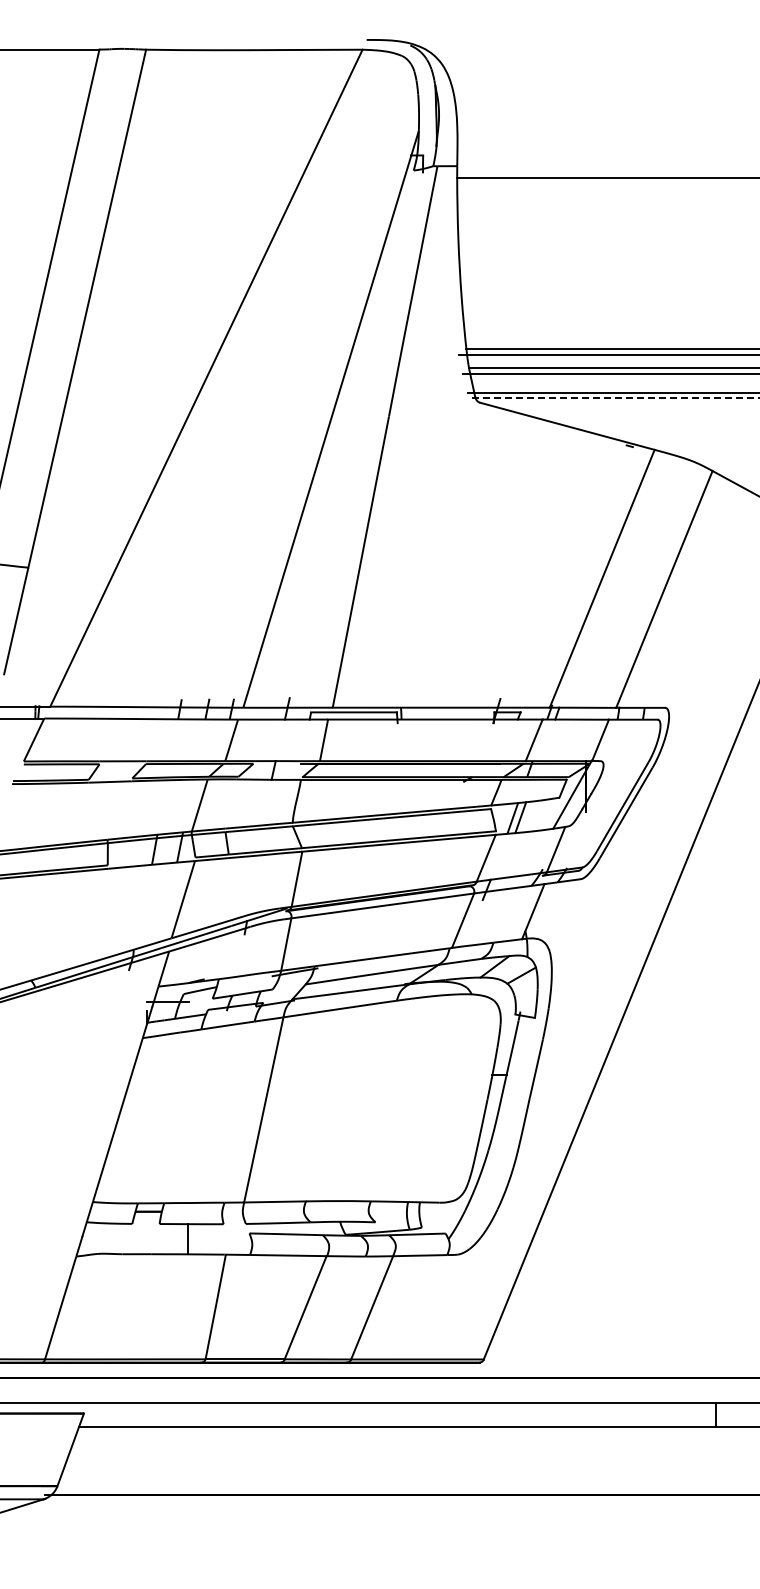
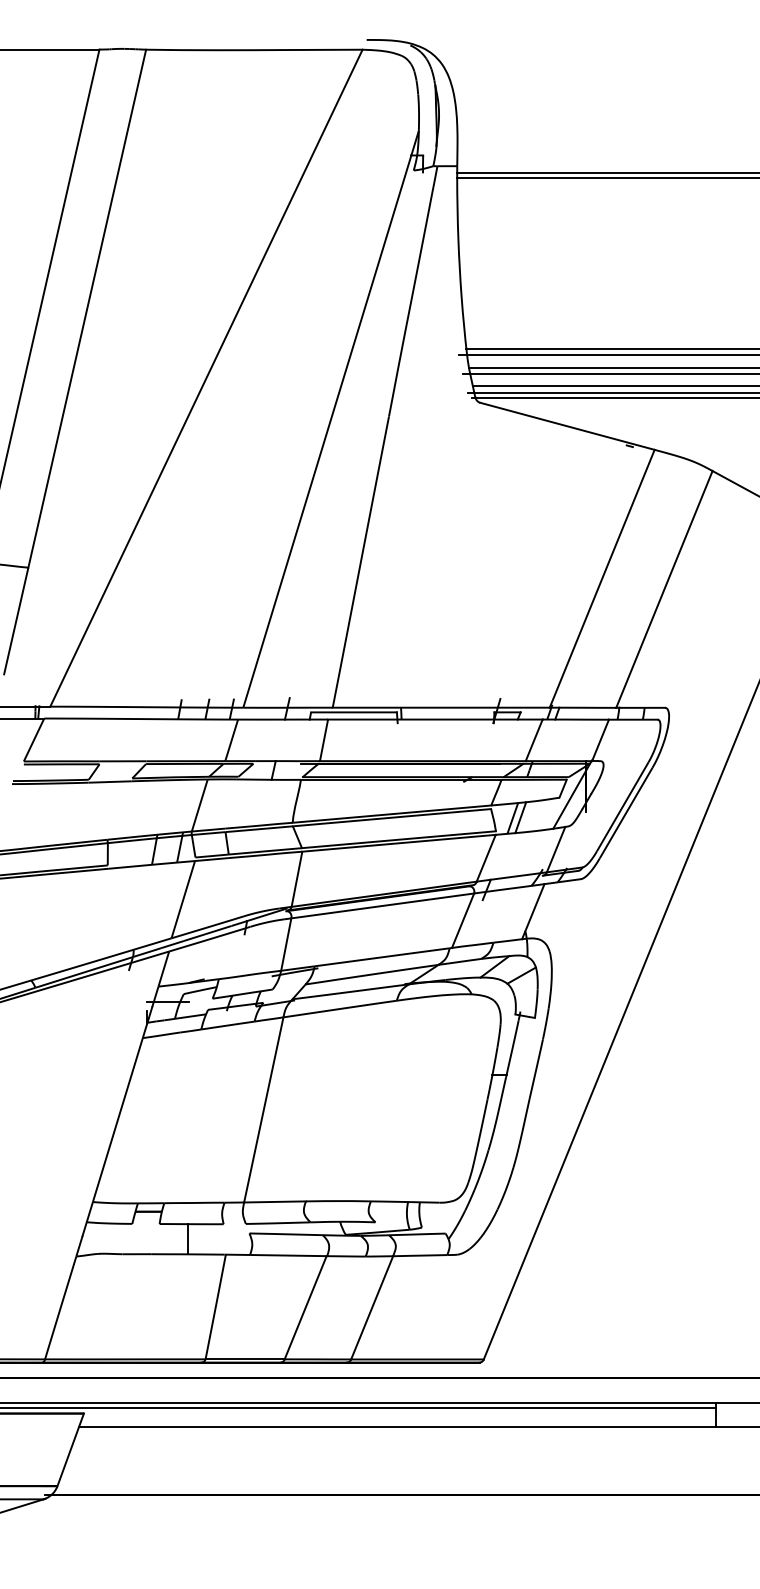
line: none -> present (606, 173)
line: none -> present (614, 386)
line: dashed -> solid (615, 397)
line: none -> present (358, 1407)
